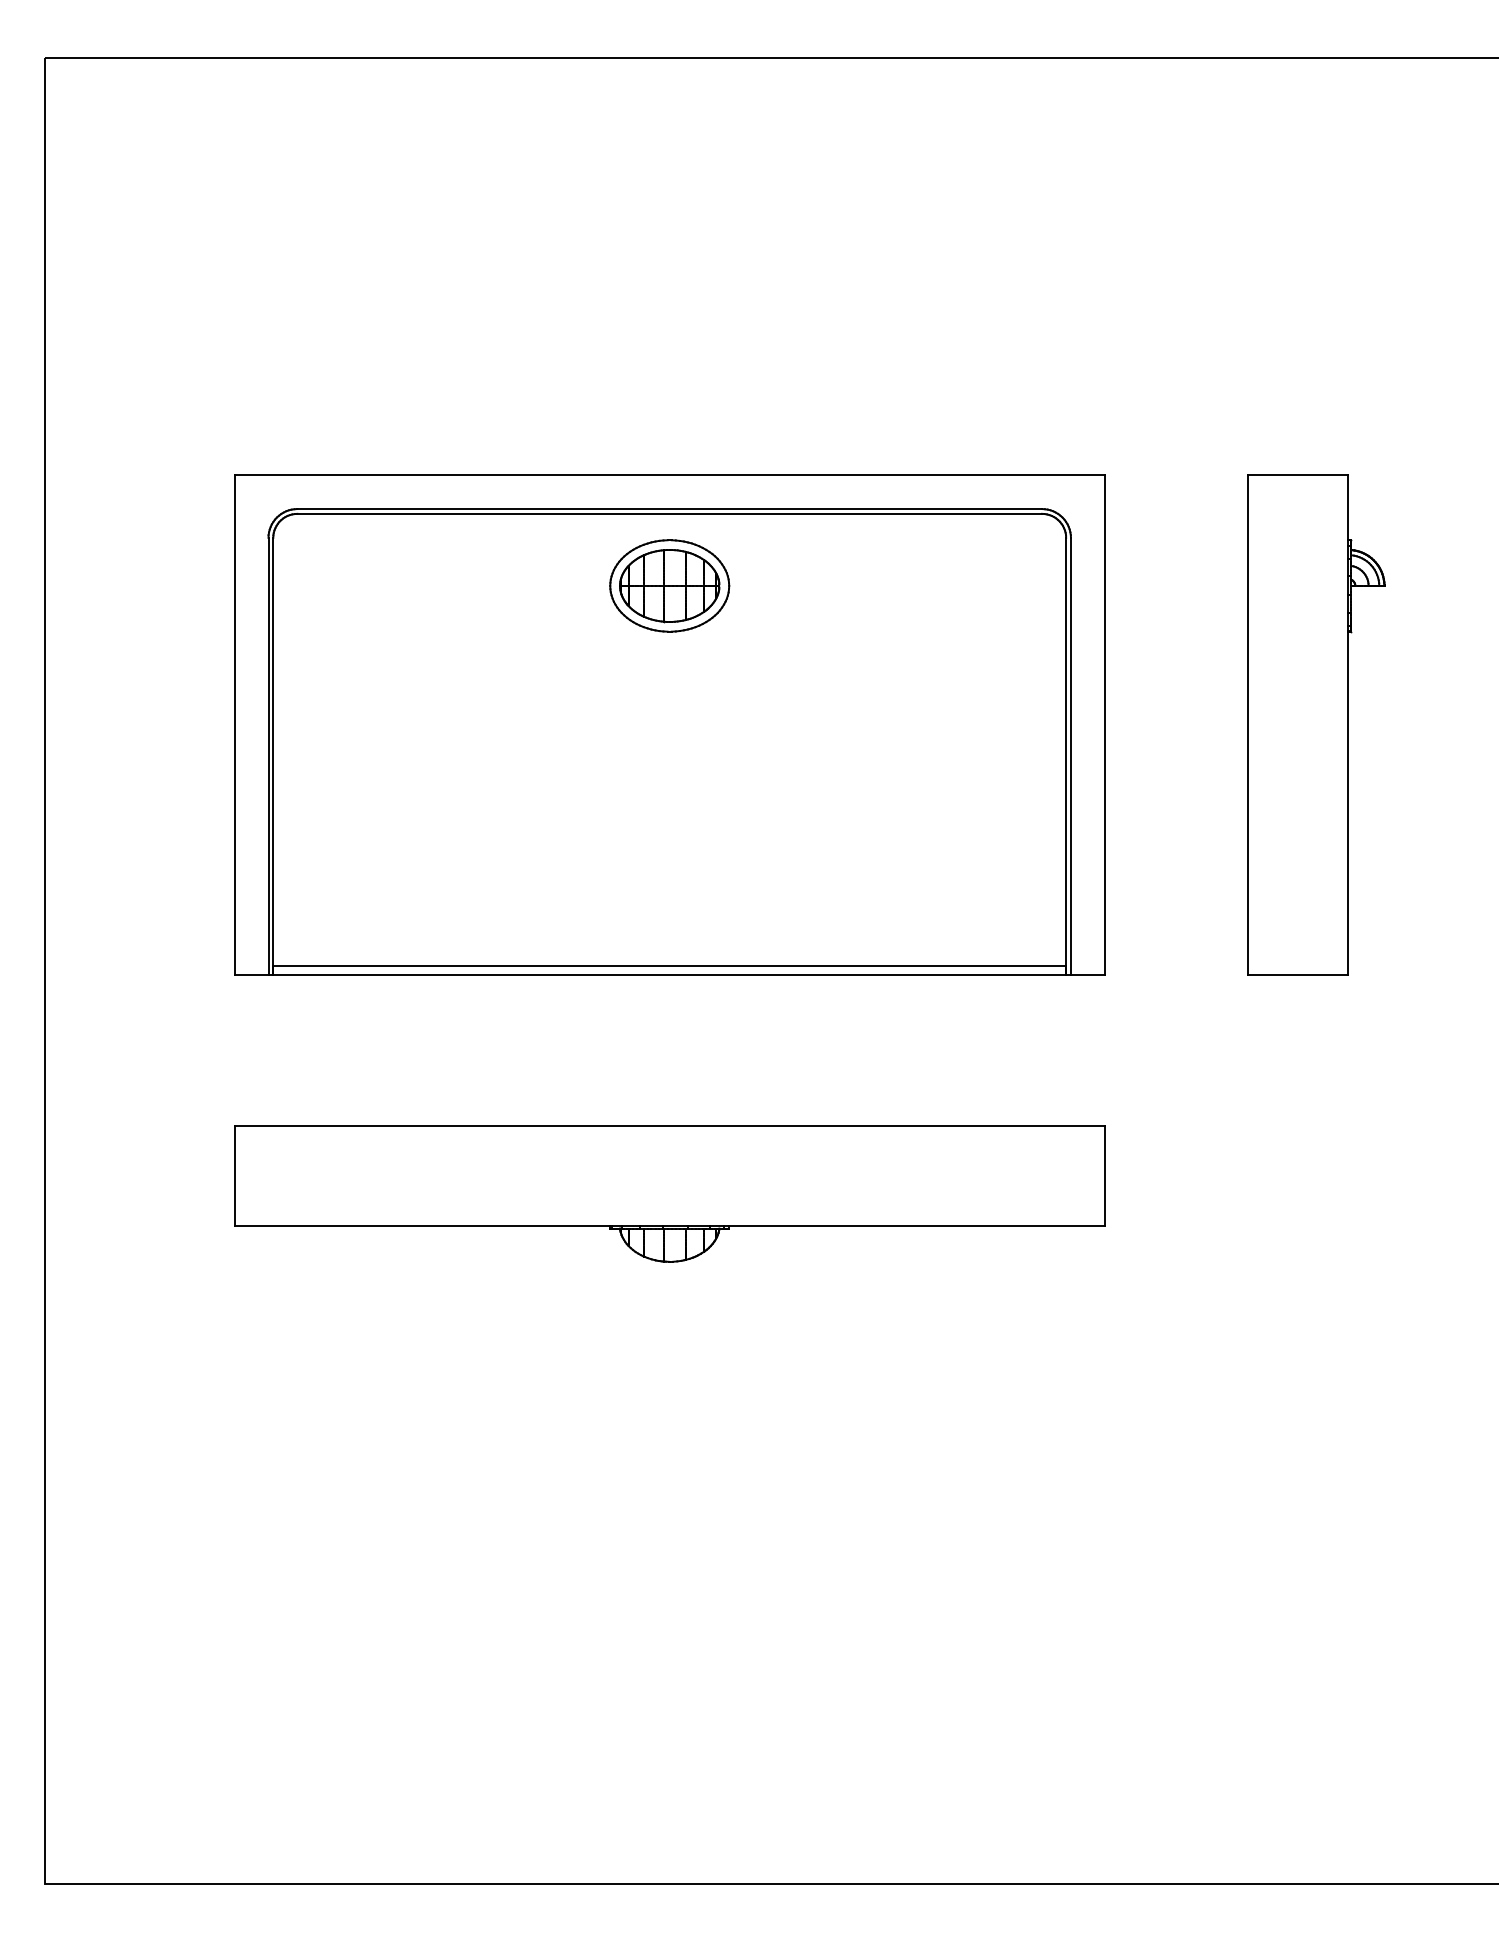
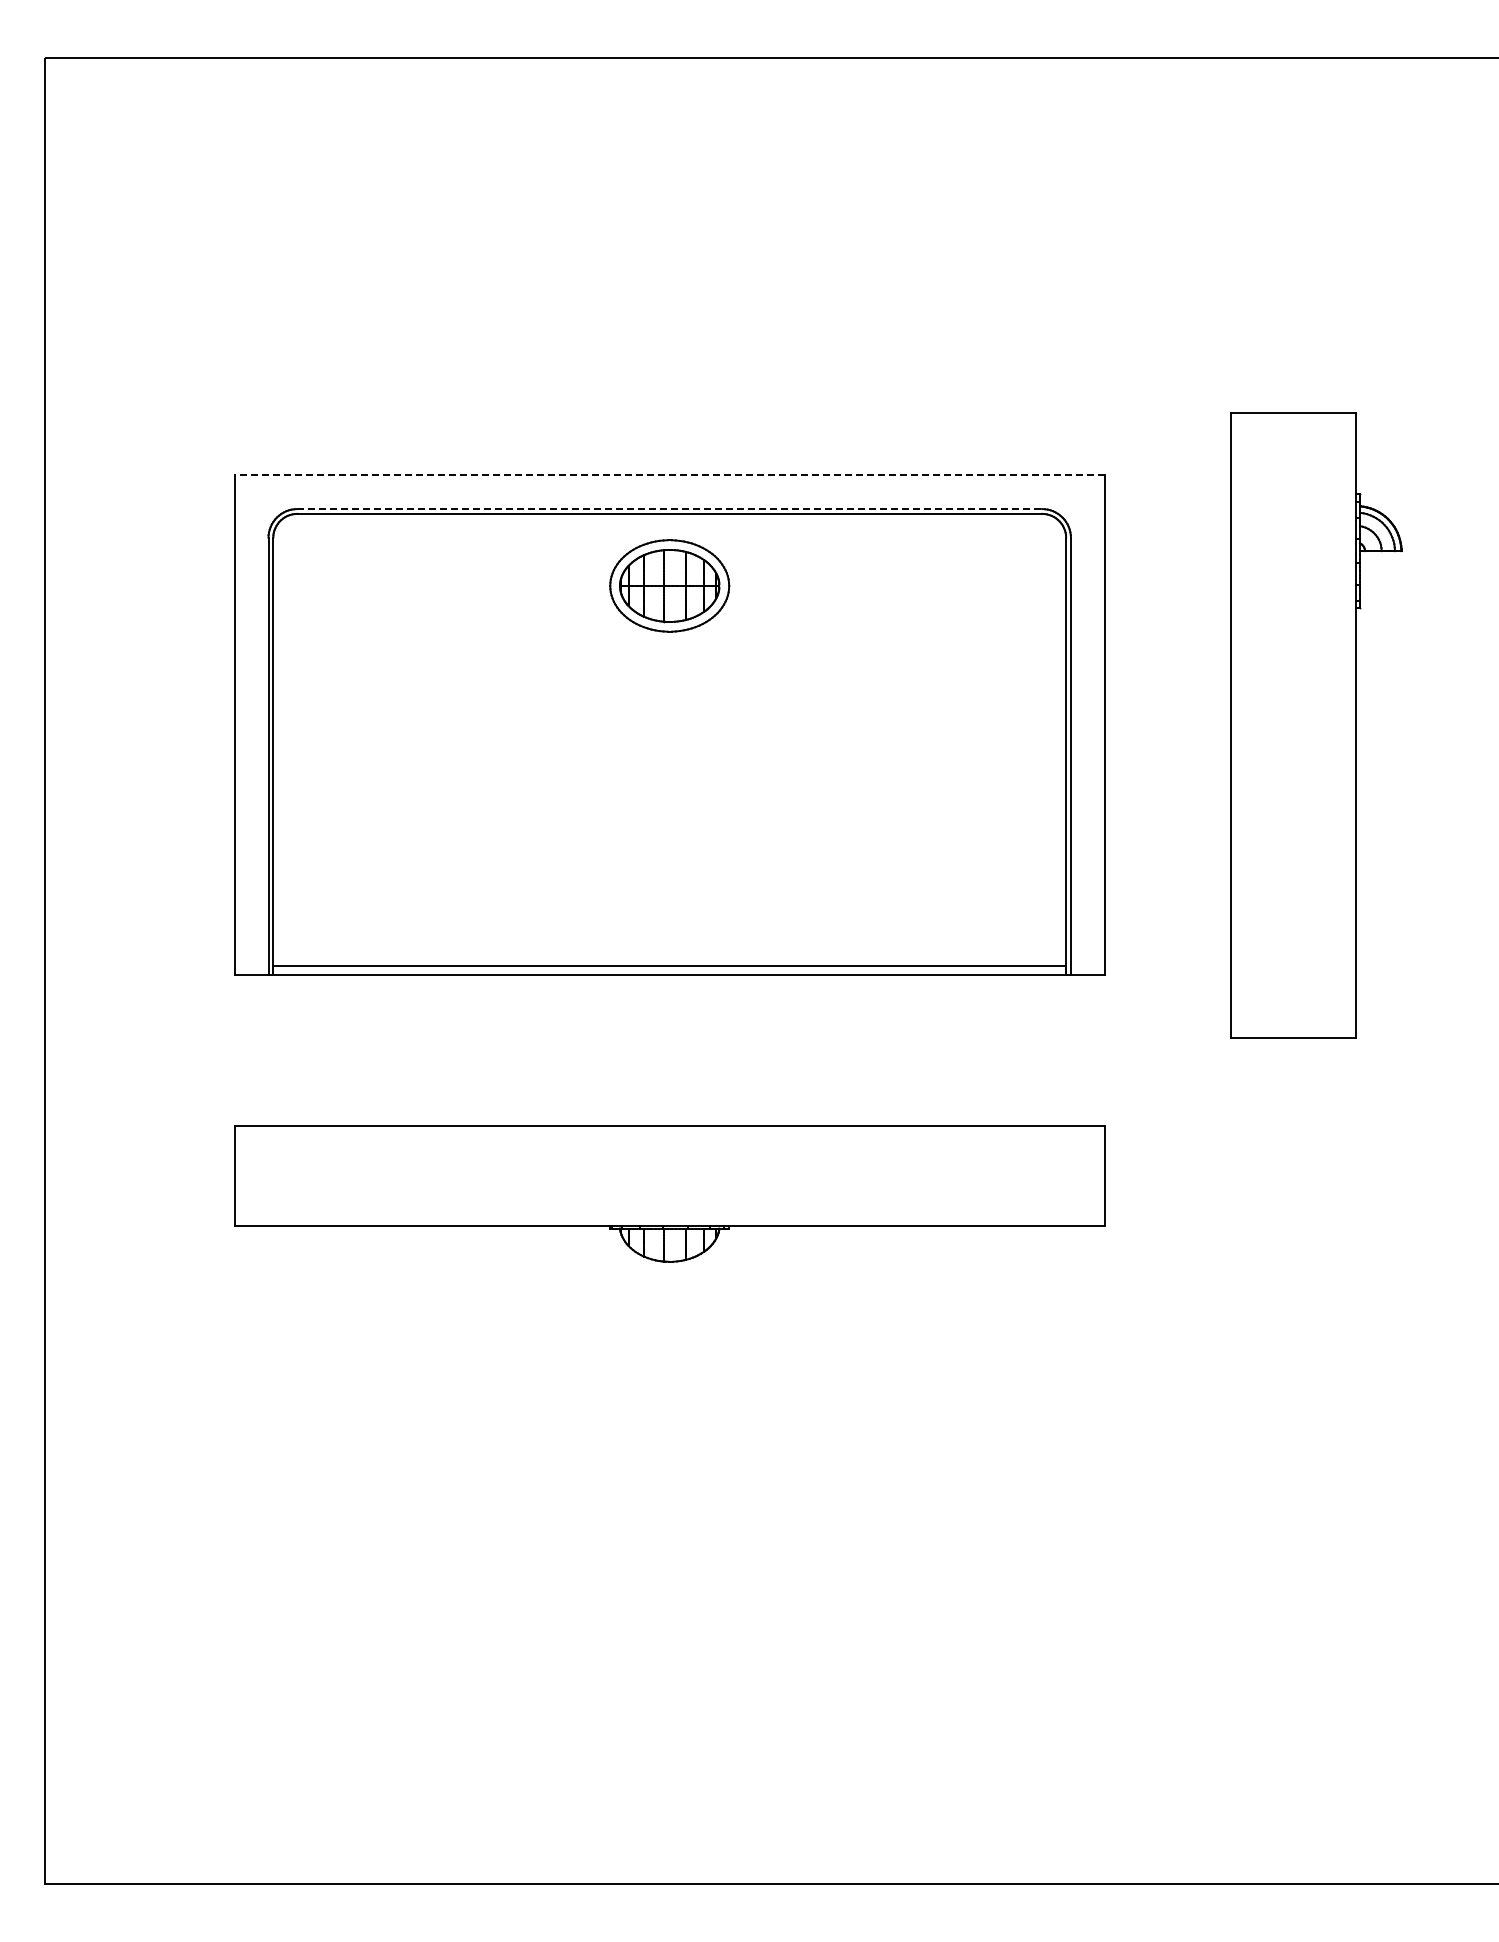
line: solid -> dashed (669, 475)
line: solid -> dashed (670, 509)
part size: 139x502 px -> 173x627 px (1316, 725)
